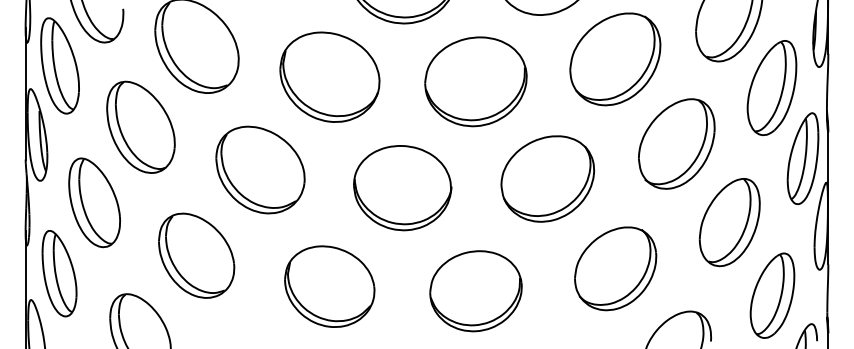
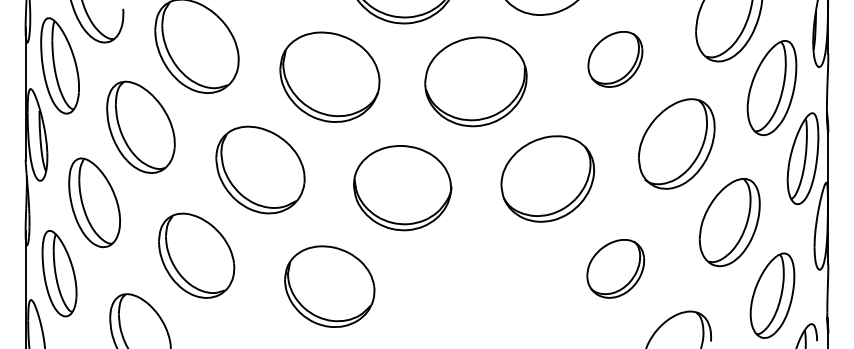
part size: 93x95 px -> 57x57 px (615, 59)
part size: 84x86 px -> 60x60 px (615, 268)
part: present -> none (475, 291)
